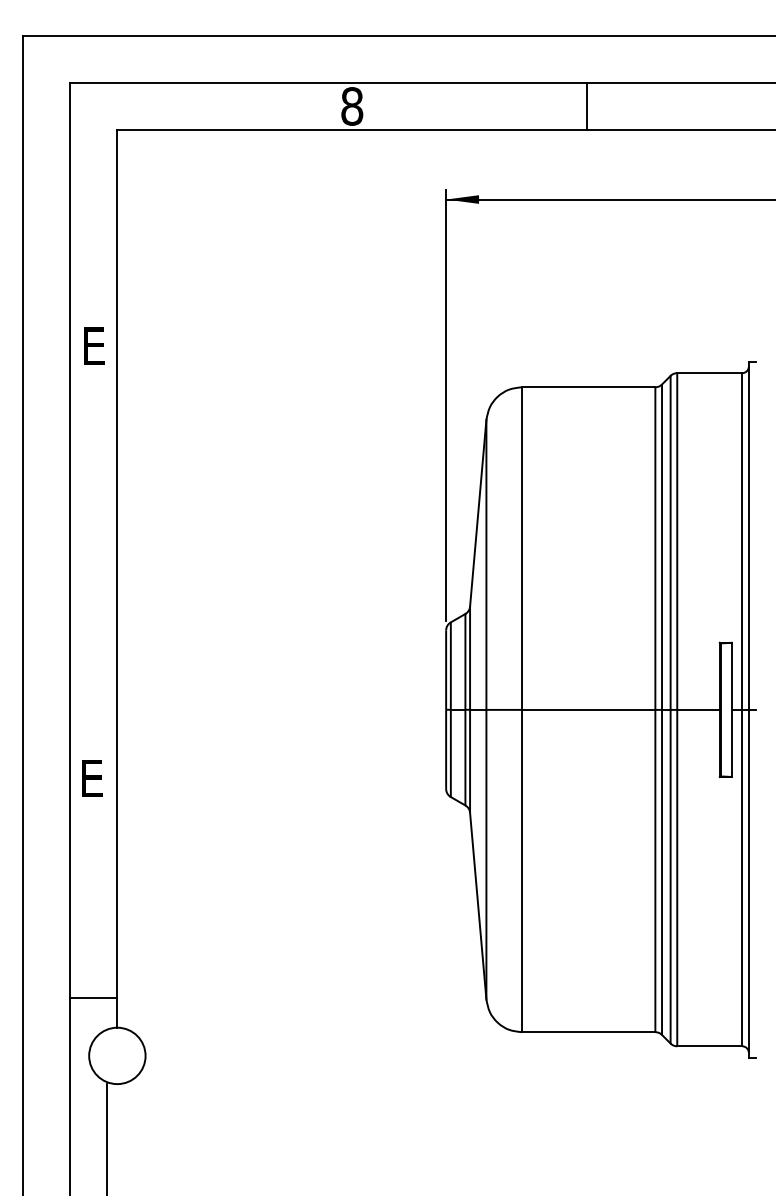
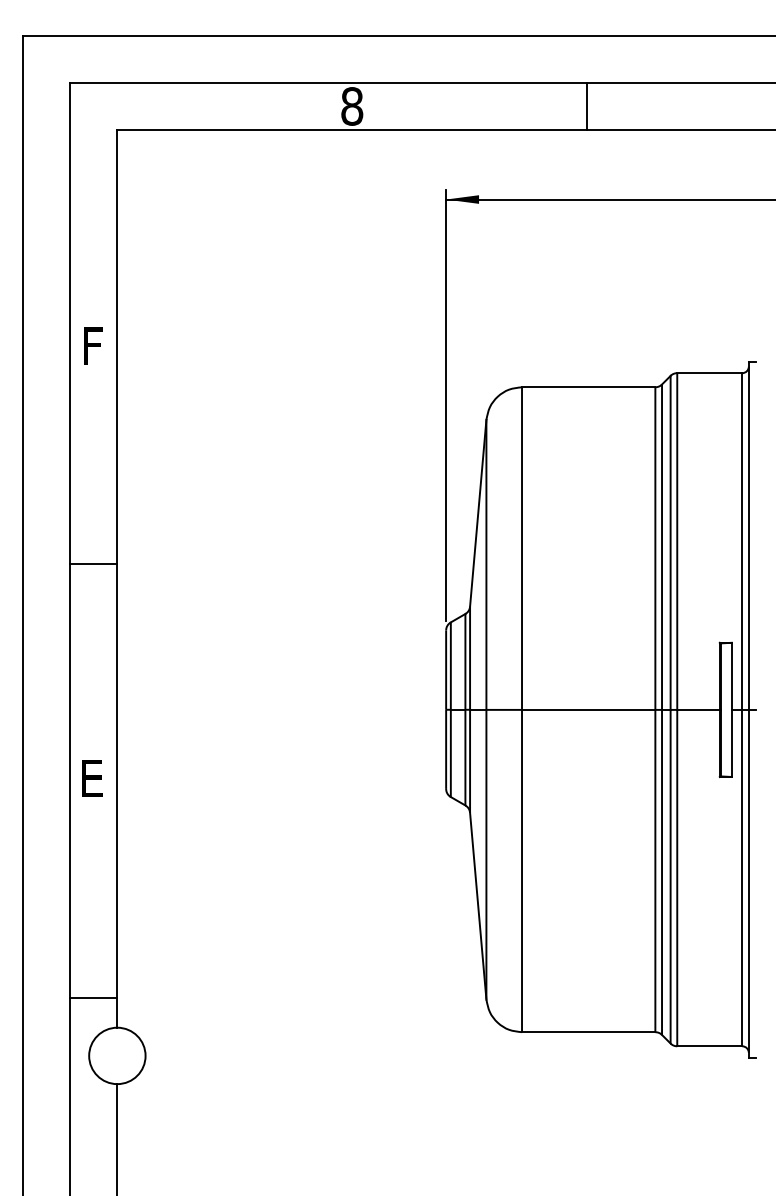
text: E -> F (96, 345)
line: none -> present (93, 563)
line position: (107, 1138) -> (117, 1138) (117, 1138)
